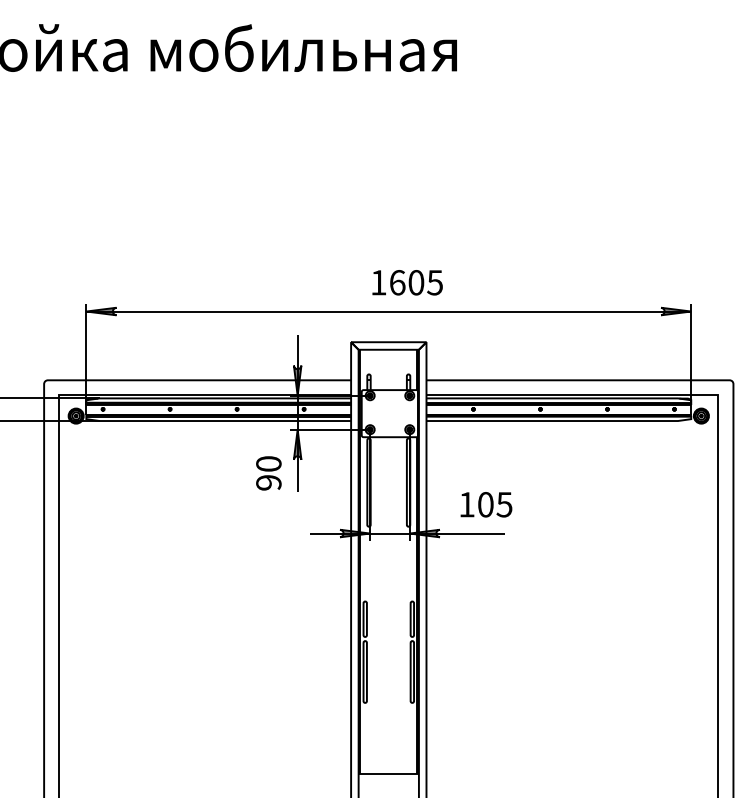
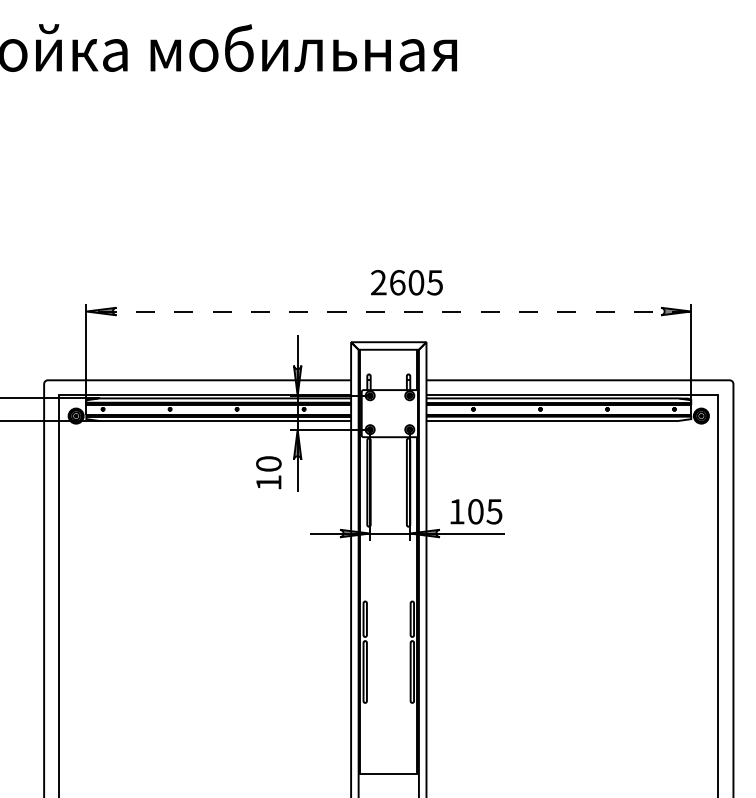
text: 1605 -> 2605 (378, 282)
line: solid -> dashed (388, 311)
text: 90 -> 10 (268, 482)
text position: (486, 504) -> (476, 511) (476, 511)
